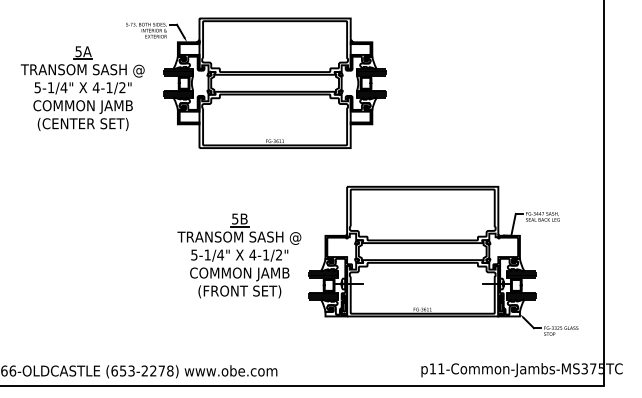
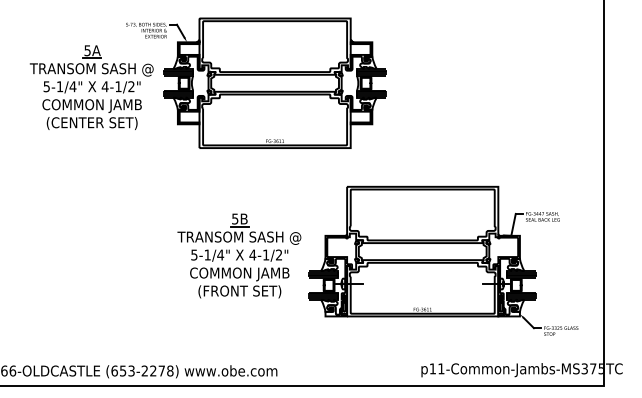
part position: (82, 88) -> (91, 87) (91, 87)
